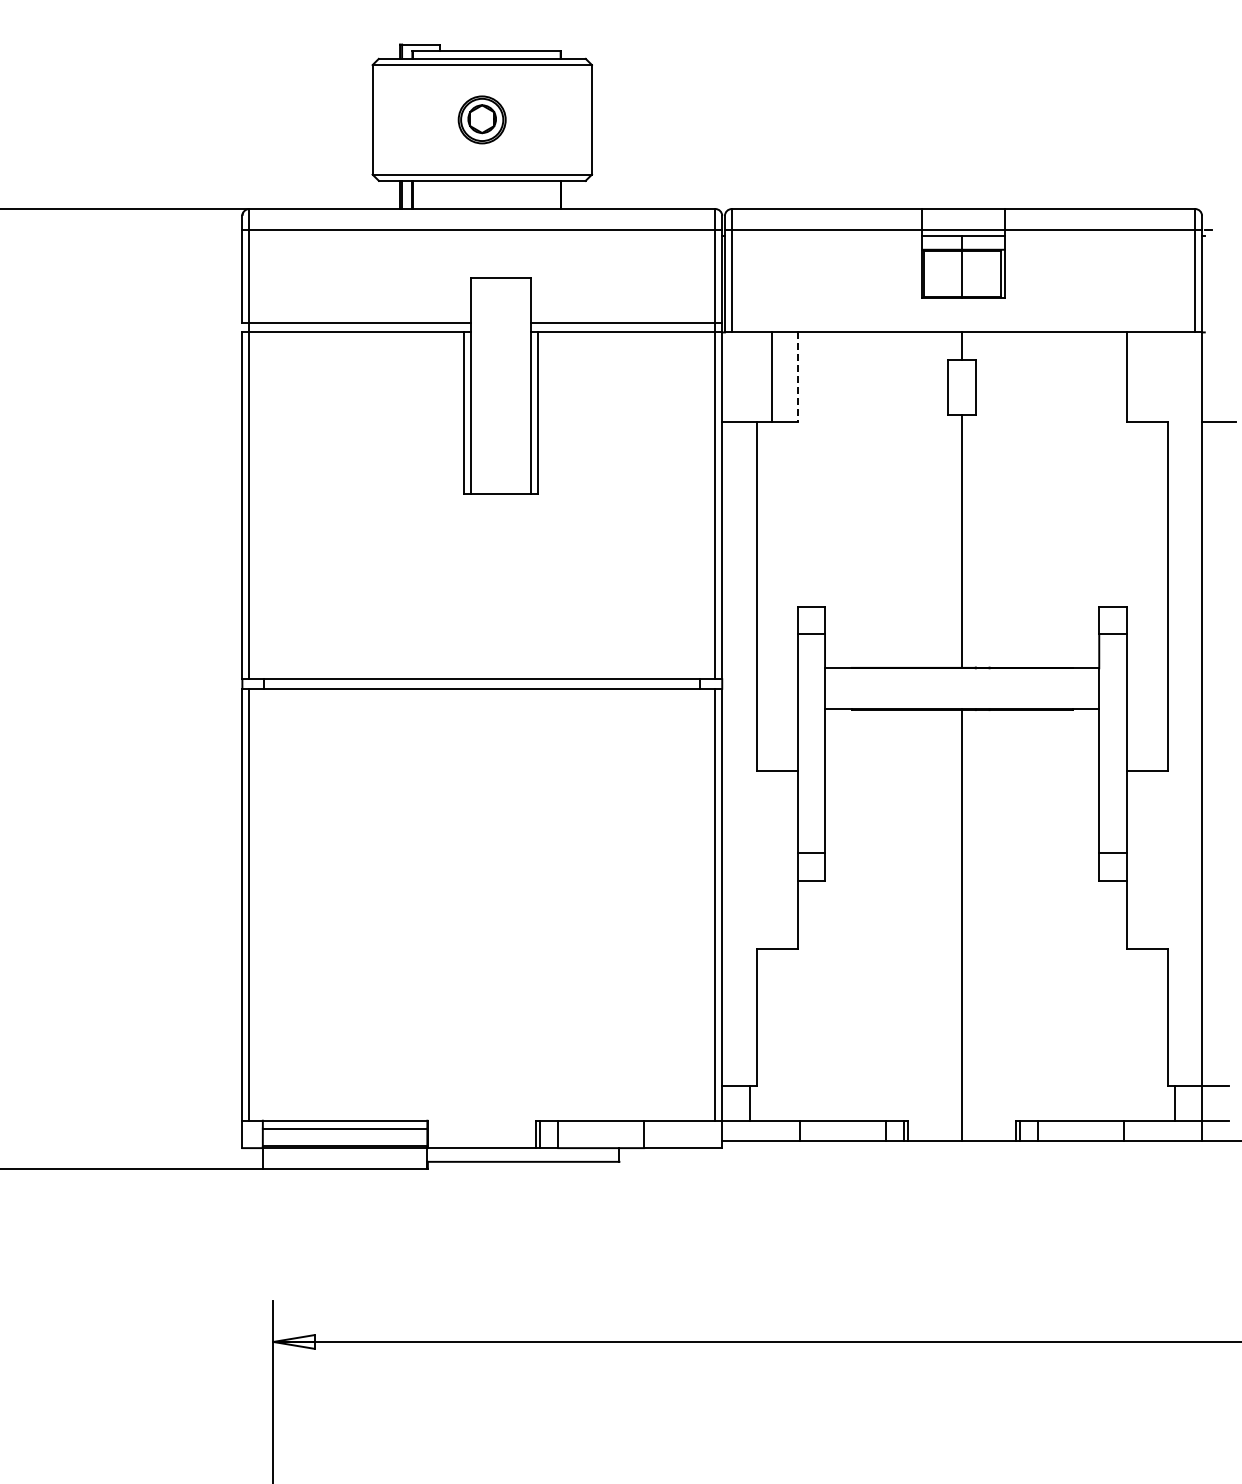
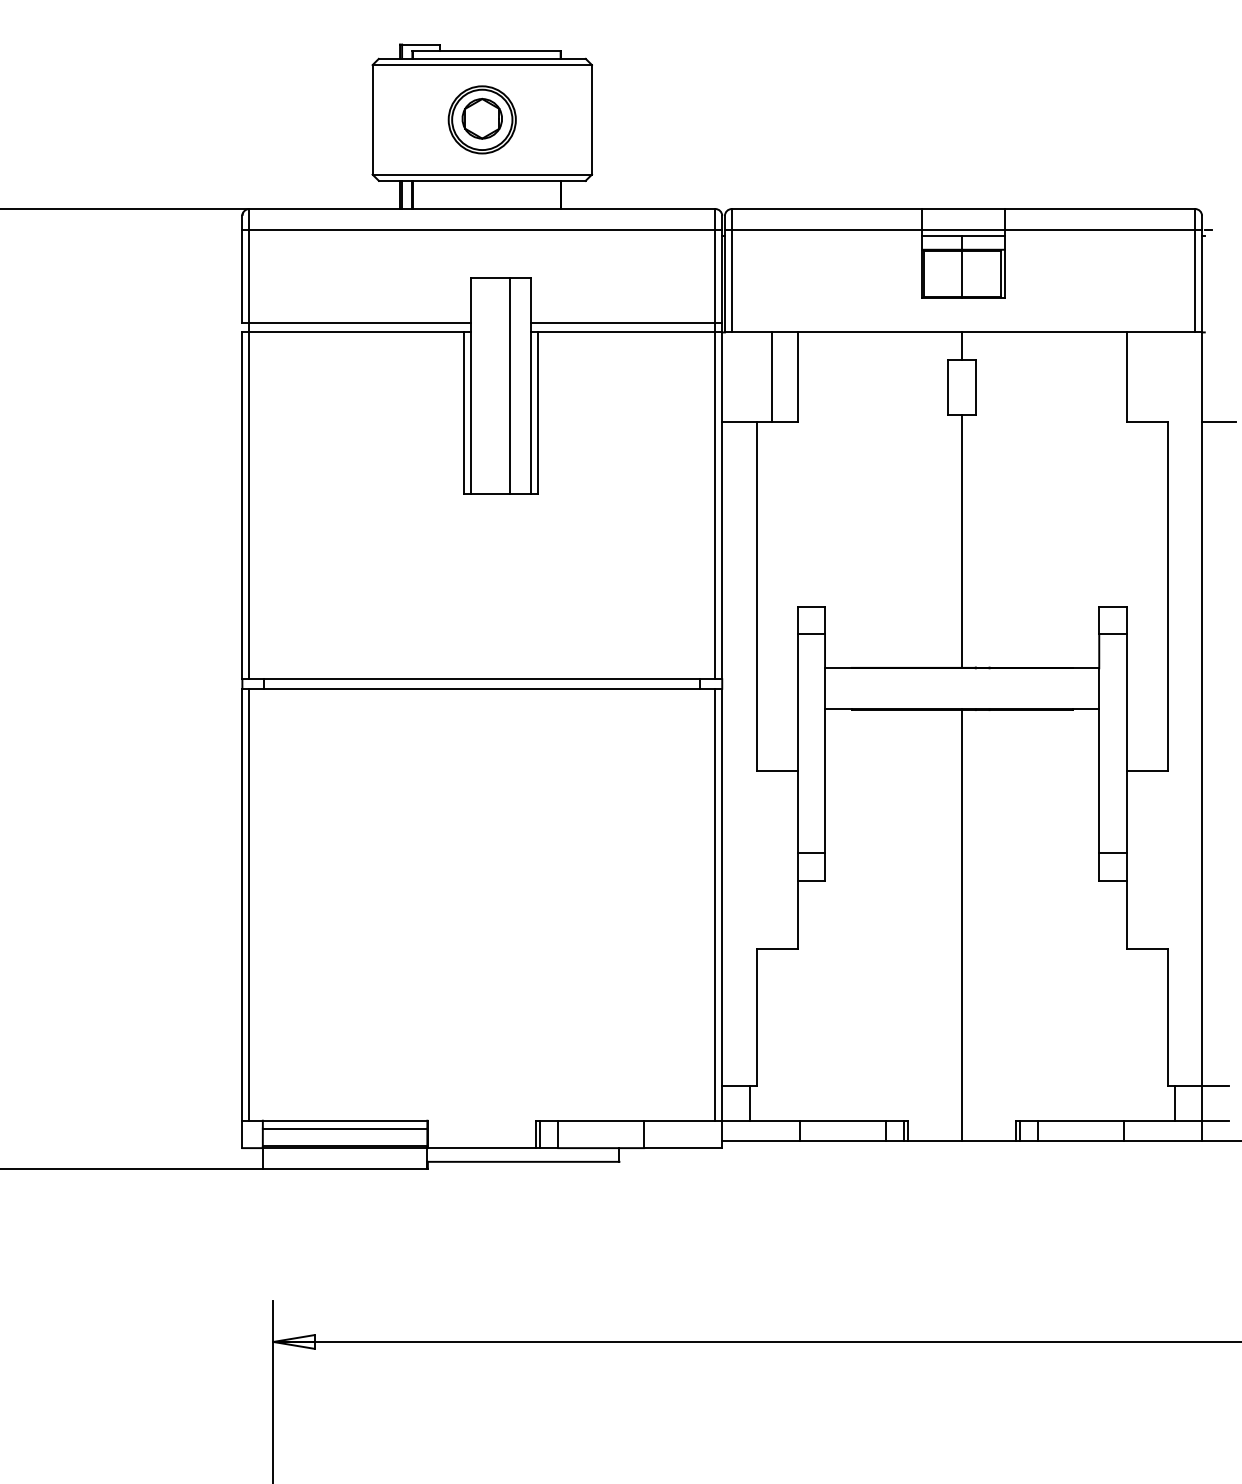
part size: 50x50 px -> 70x70 px (481, 119)
line: dashed -> solid (797, 376)
line: none -> present (509, 385)
